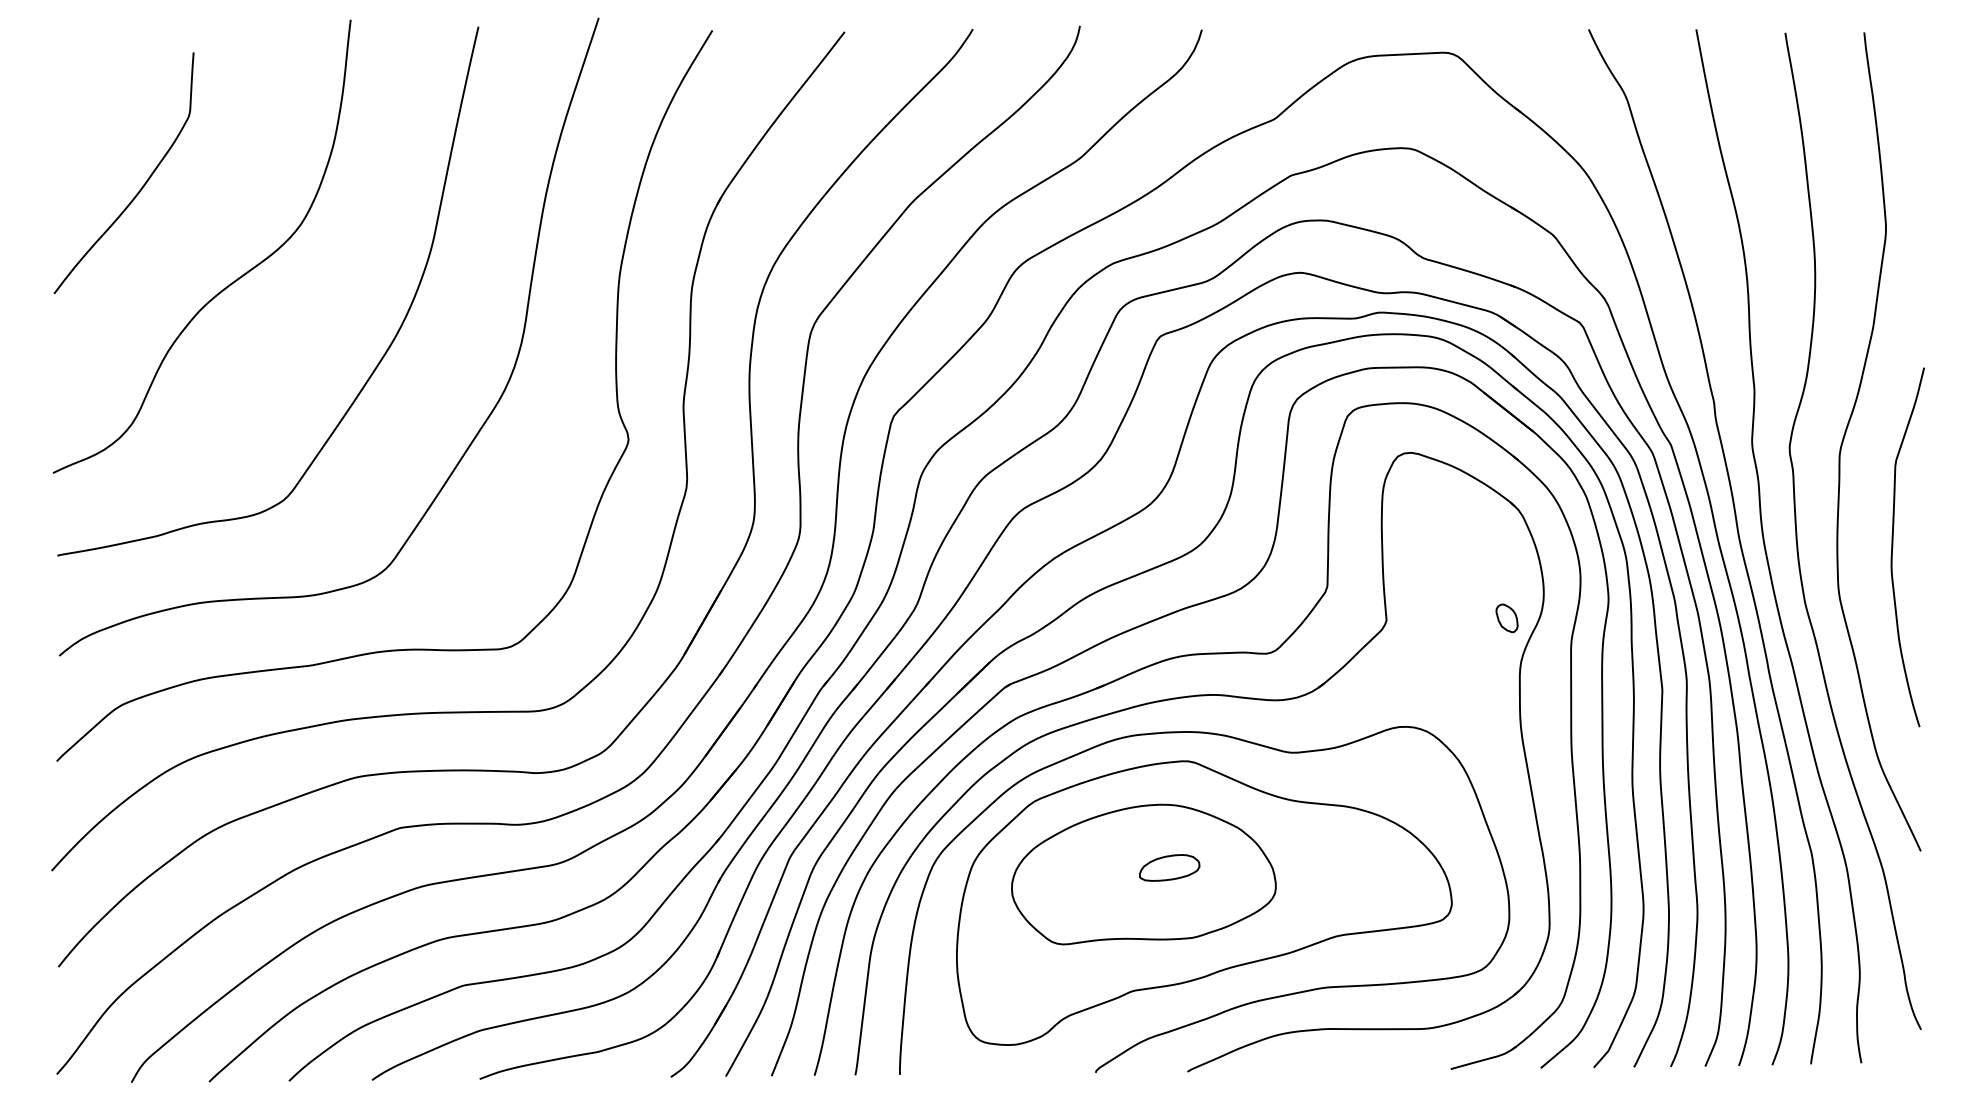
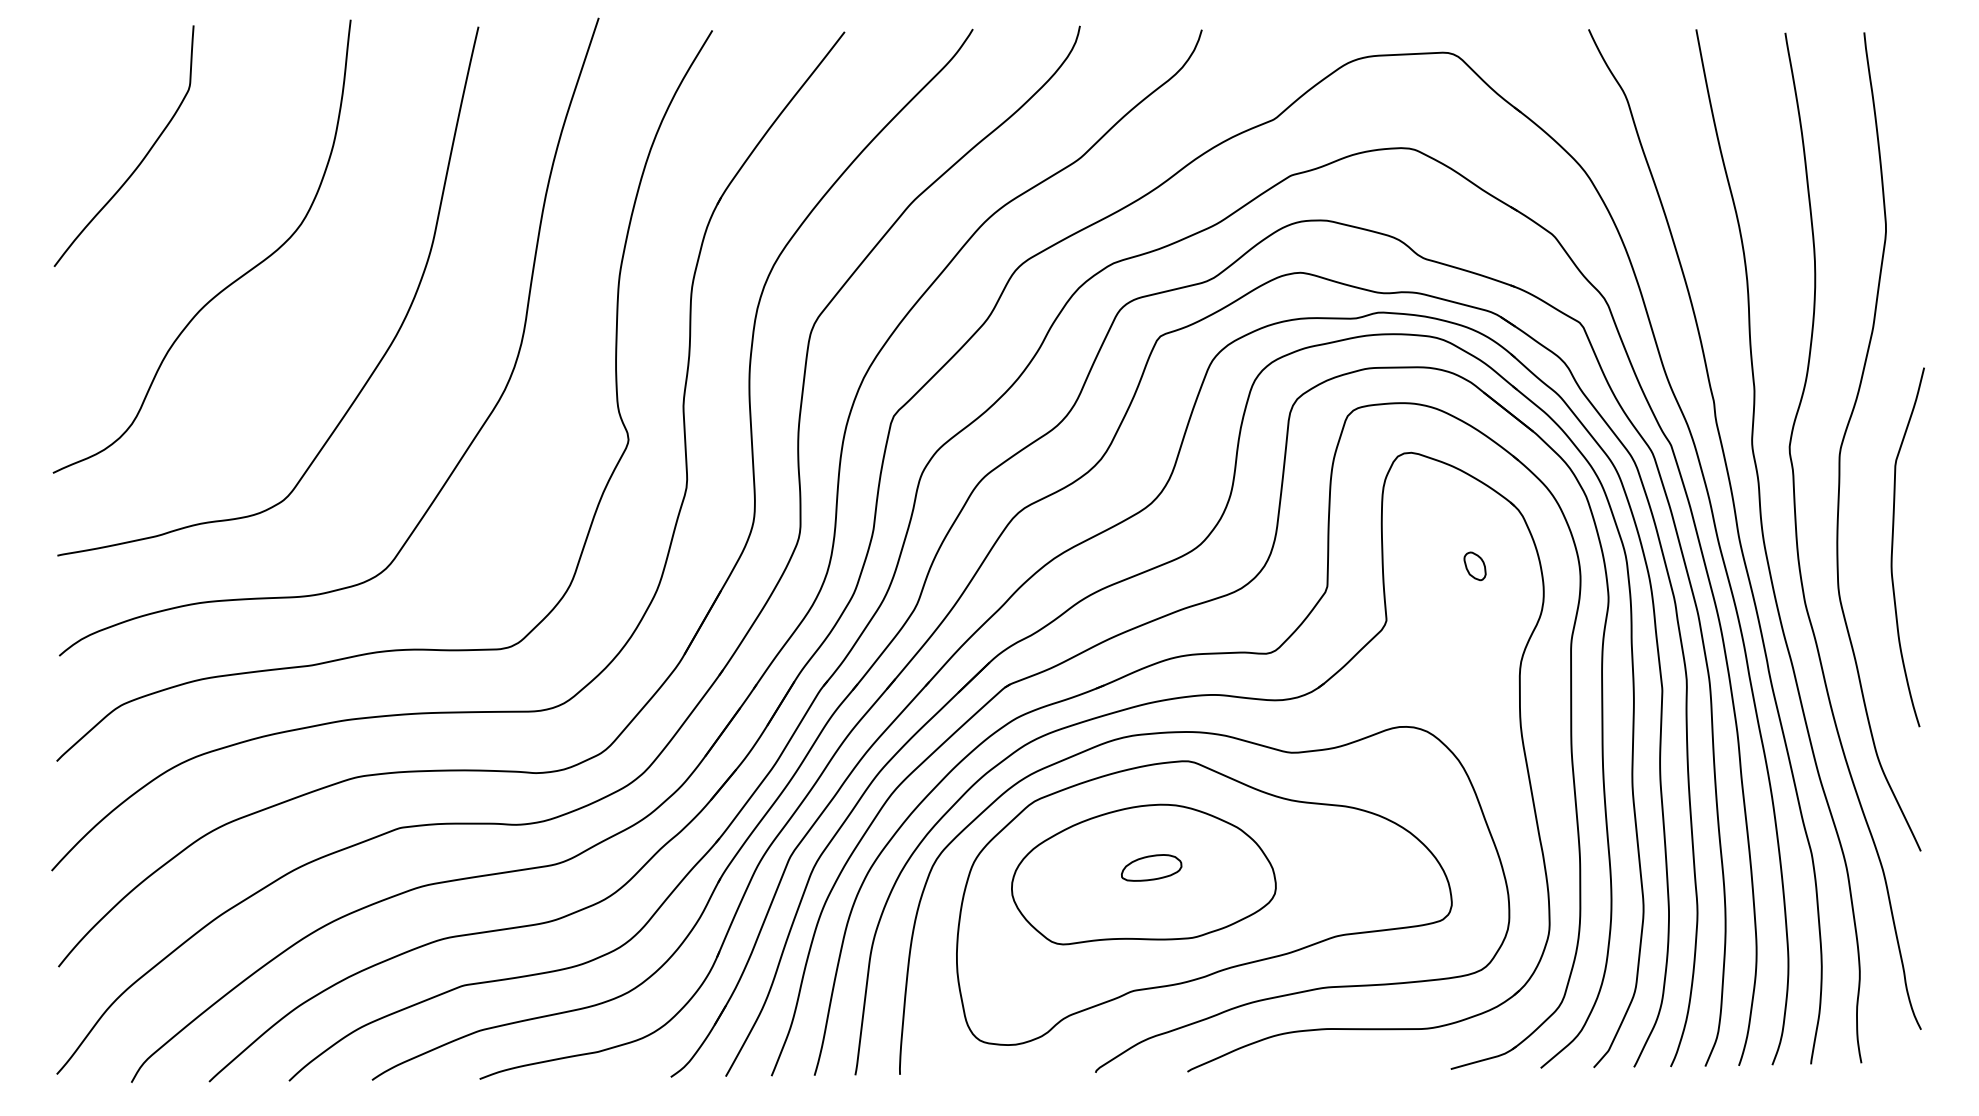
curve position: (143, 184) -> (143, 157) (143, 157)
part position: (1506, 618) -> (1474, 566) (1474, 566)
part position: (1169, 867) -> (1151, 867) (1151, 867)
